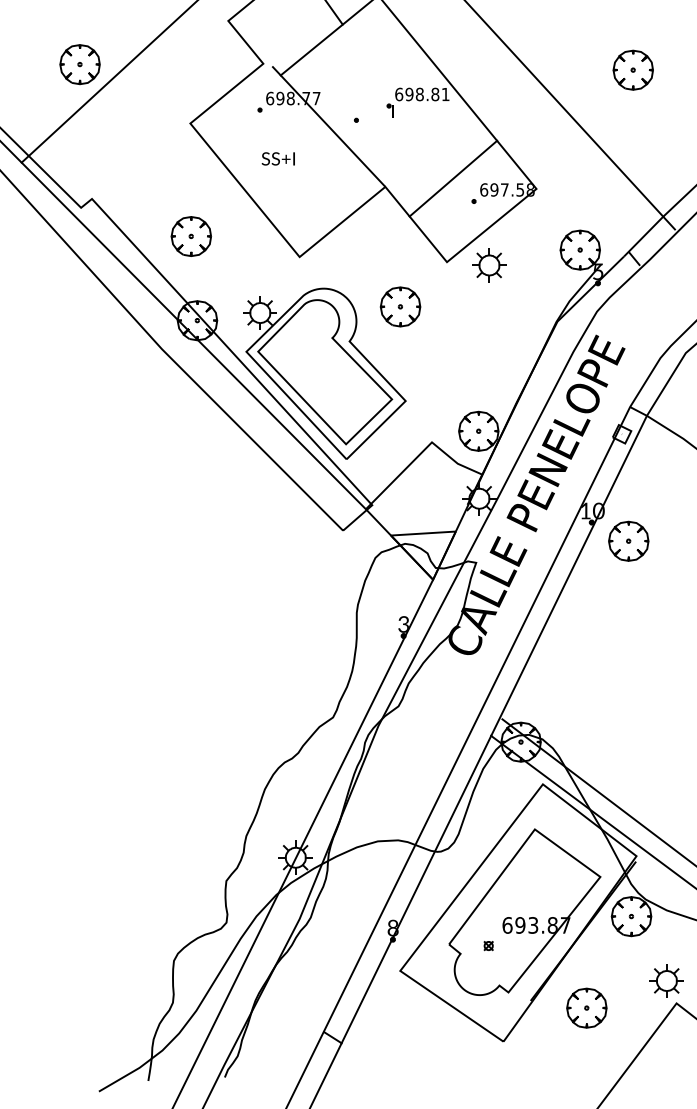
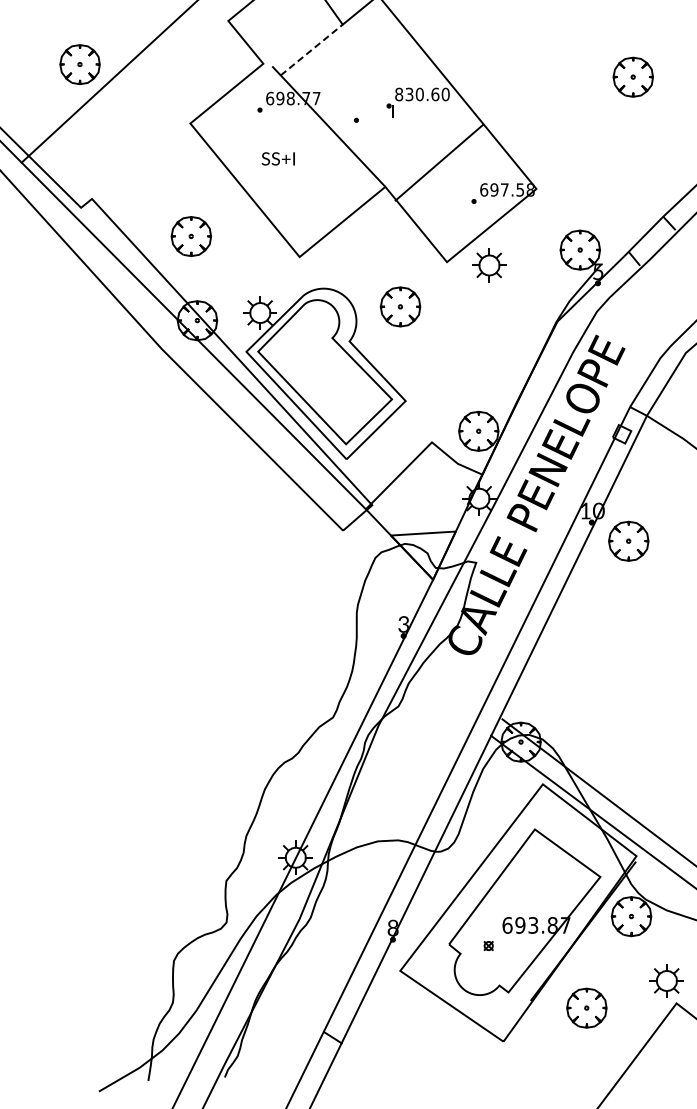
line: solid -> dashed (312, 49)
part position: (632, 69) -> (632, 76) (632, 76)
text: 698.81 -> 830.60 (422, 94)
line: present -> none (564, 109)
line position: (453, 178) -> (439, 162) (439, 162)
